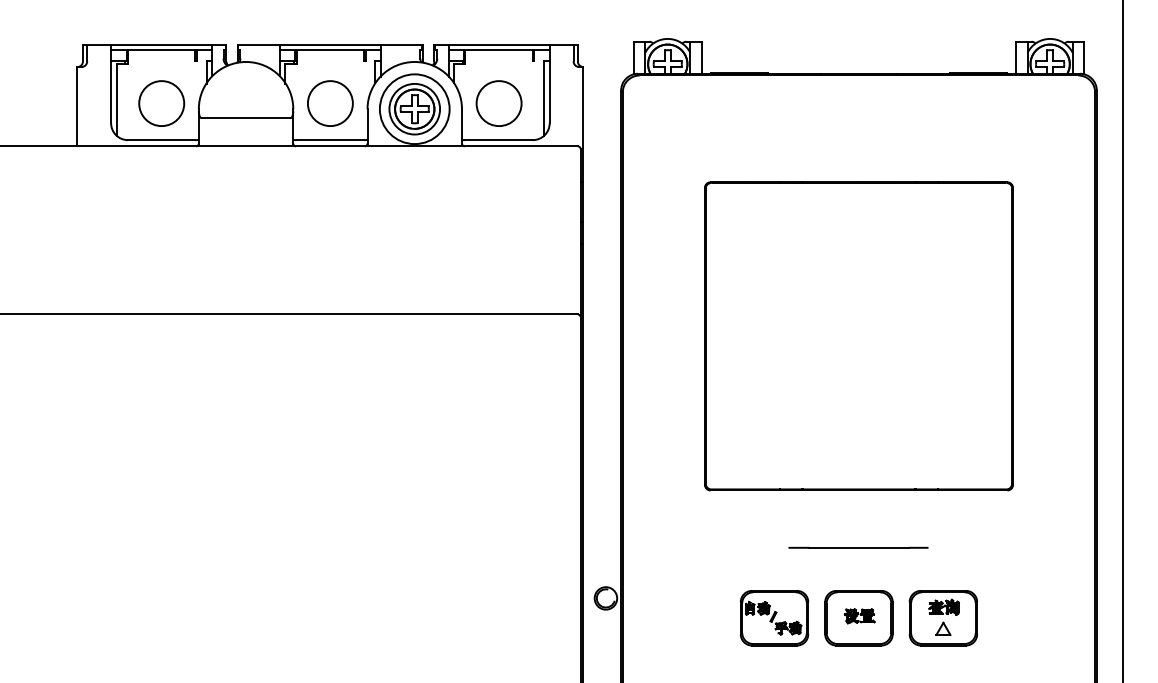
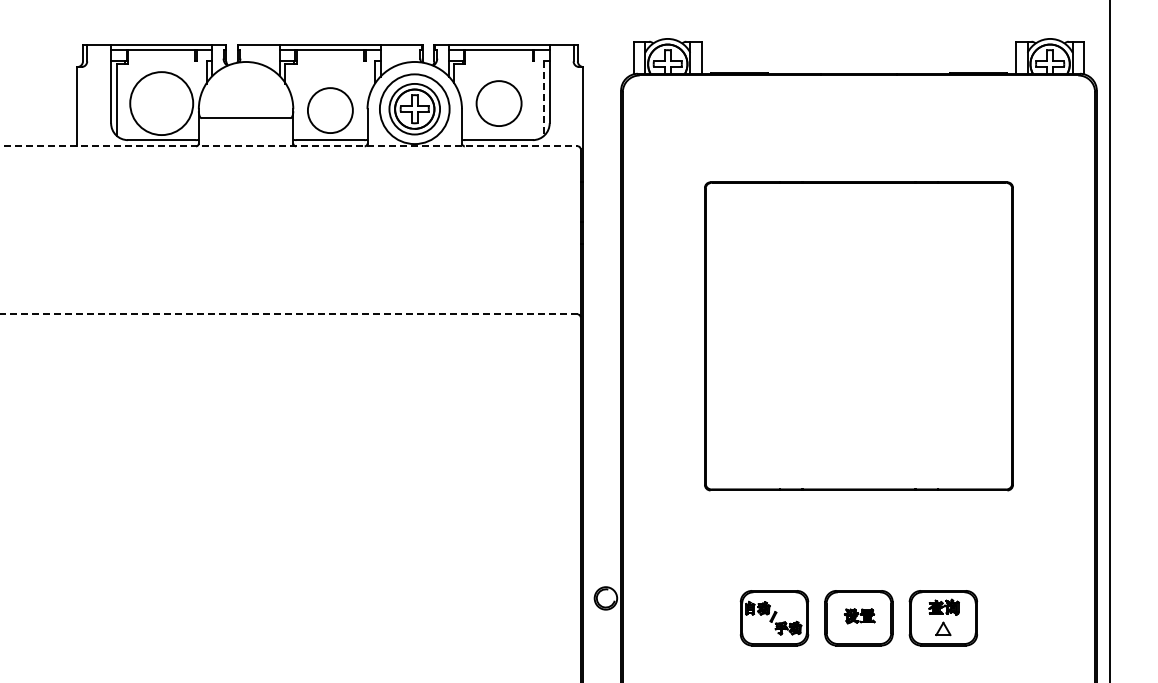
line: solid -> dashed (544, 99)
circle diameter: 45 px -> 63 px (161, 103)
circle position: (330, 103) -> (330, 110) (330, 110)
line: solid -> dashed (289, 146)
line: solid -> dashed (288, 314)
line position: (1123, 340) -> (1110, 340) (1110, 340)
line: present -> none (858, 547)
